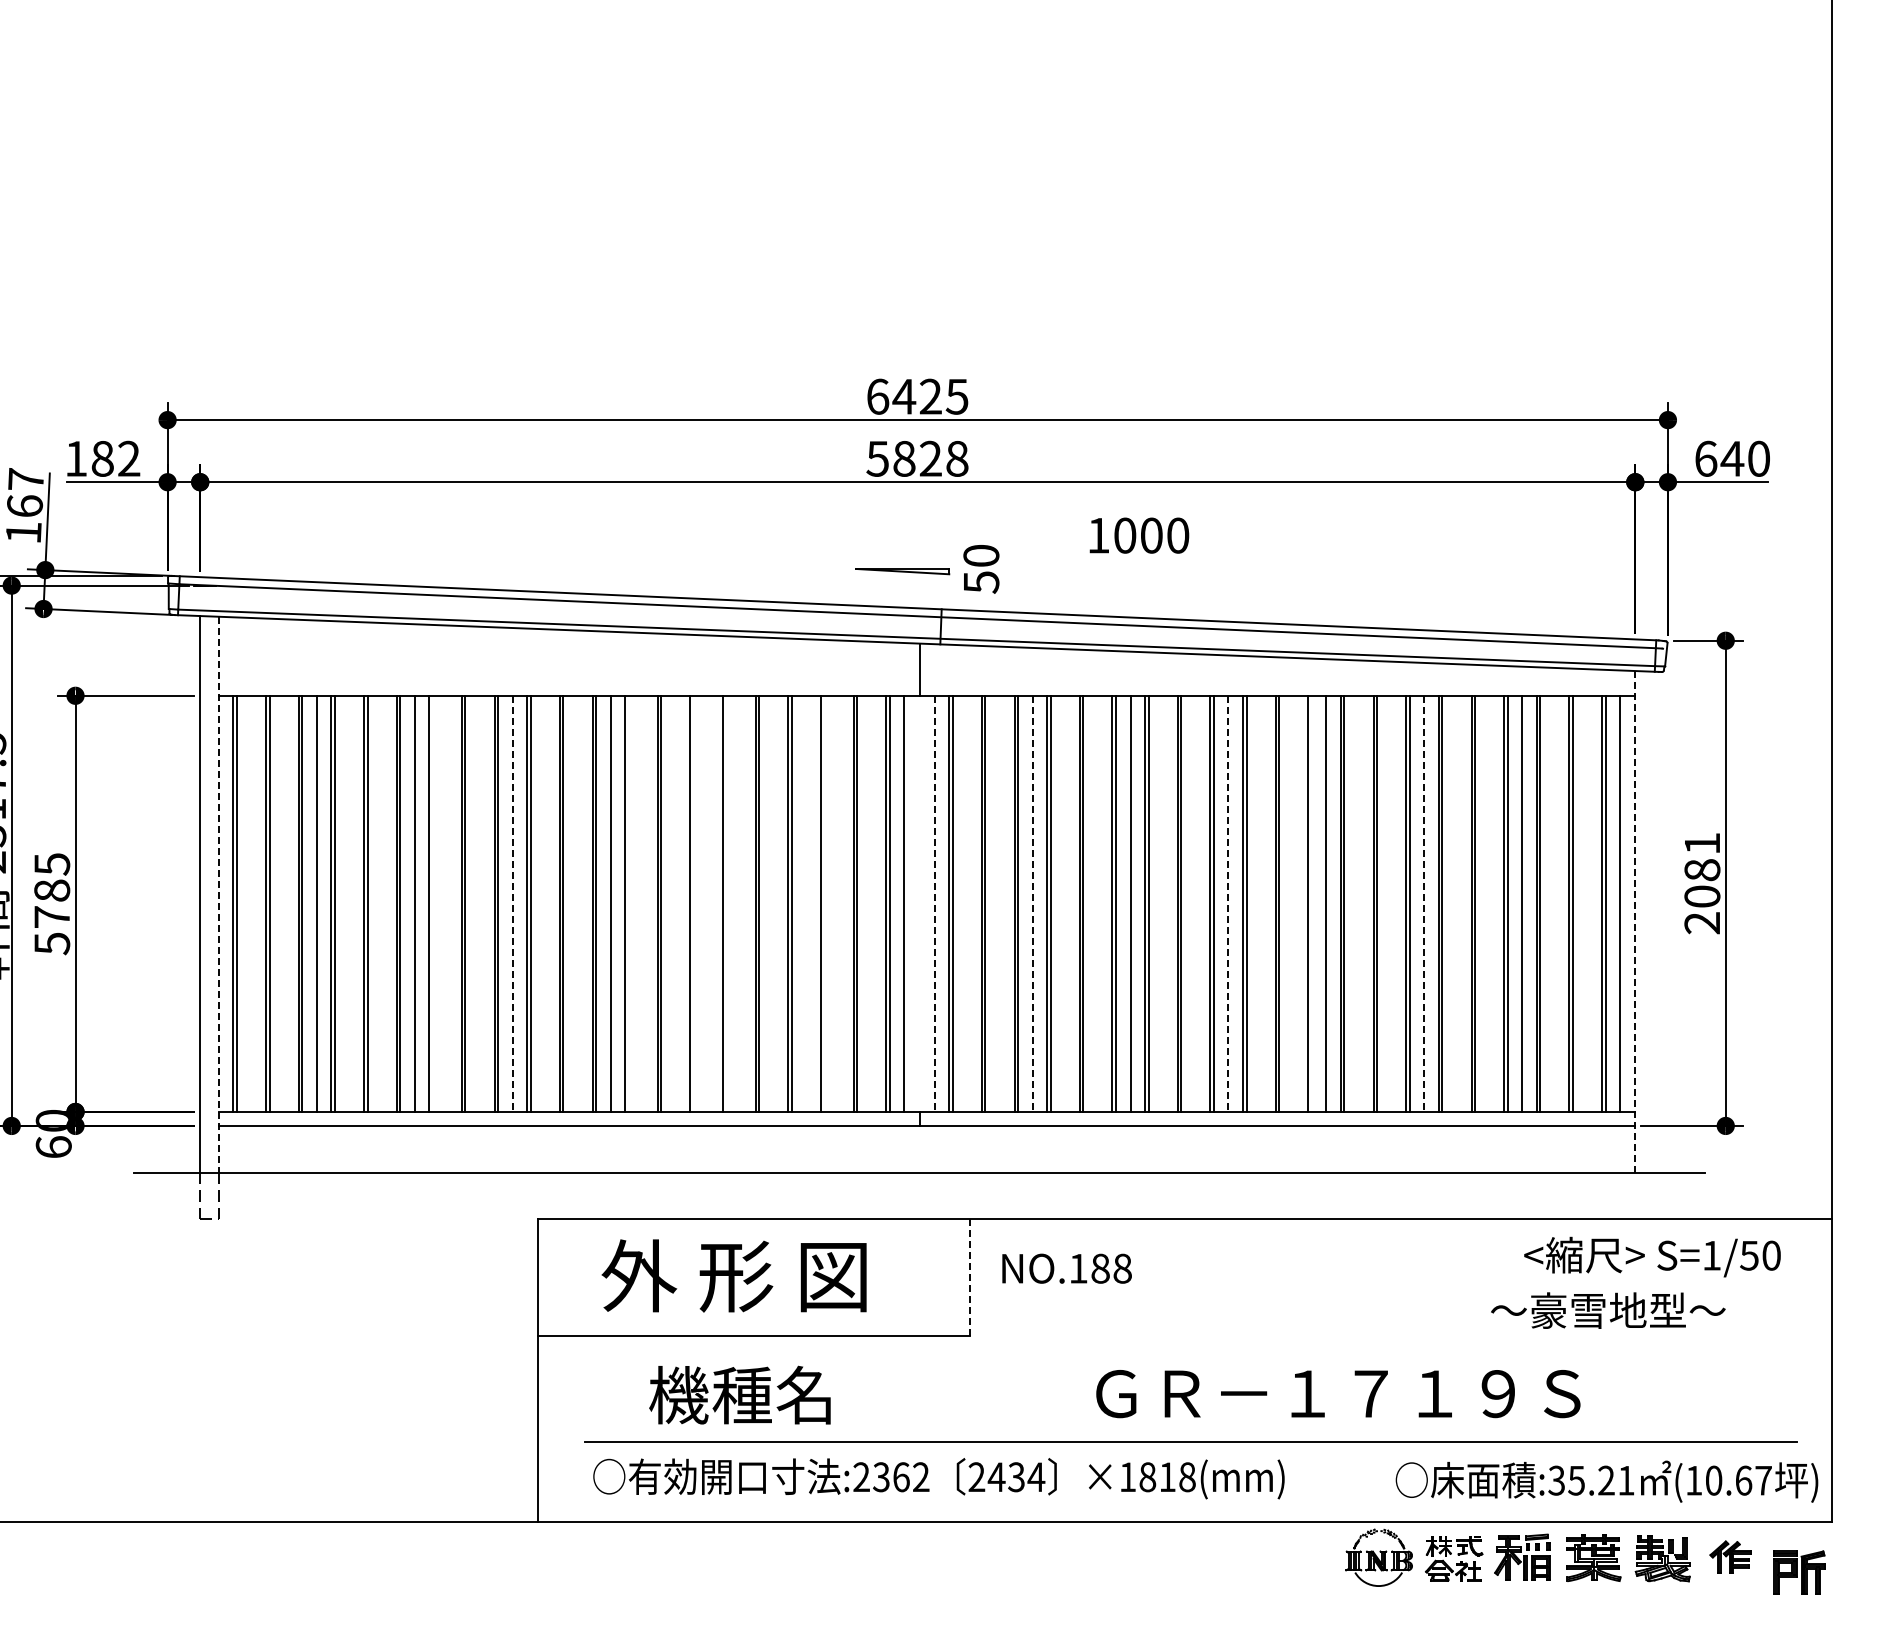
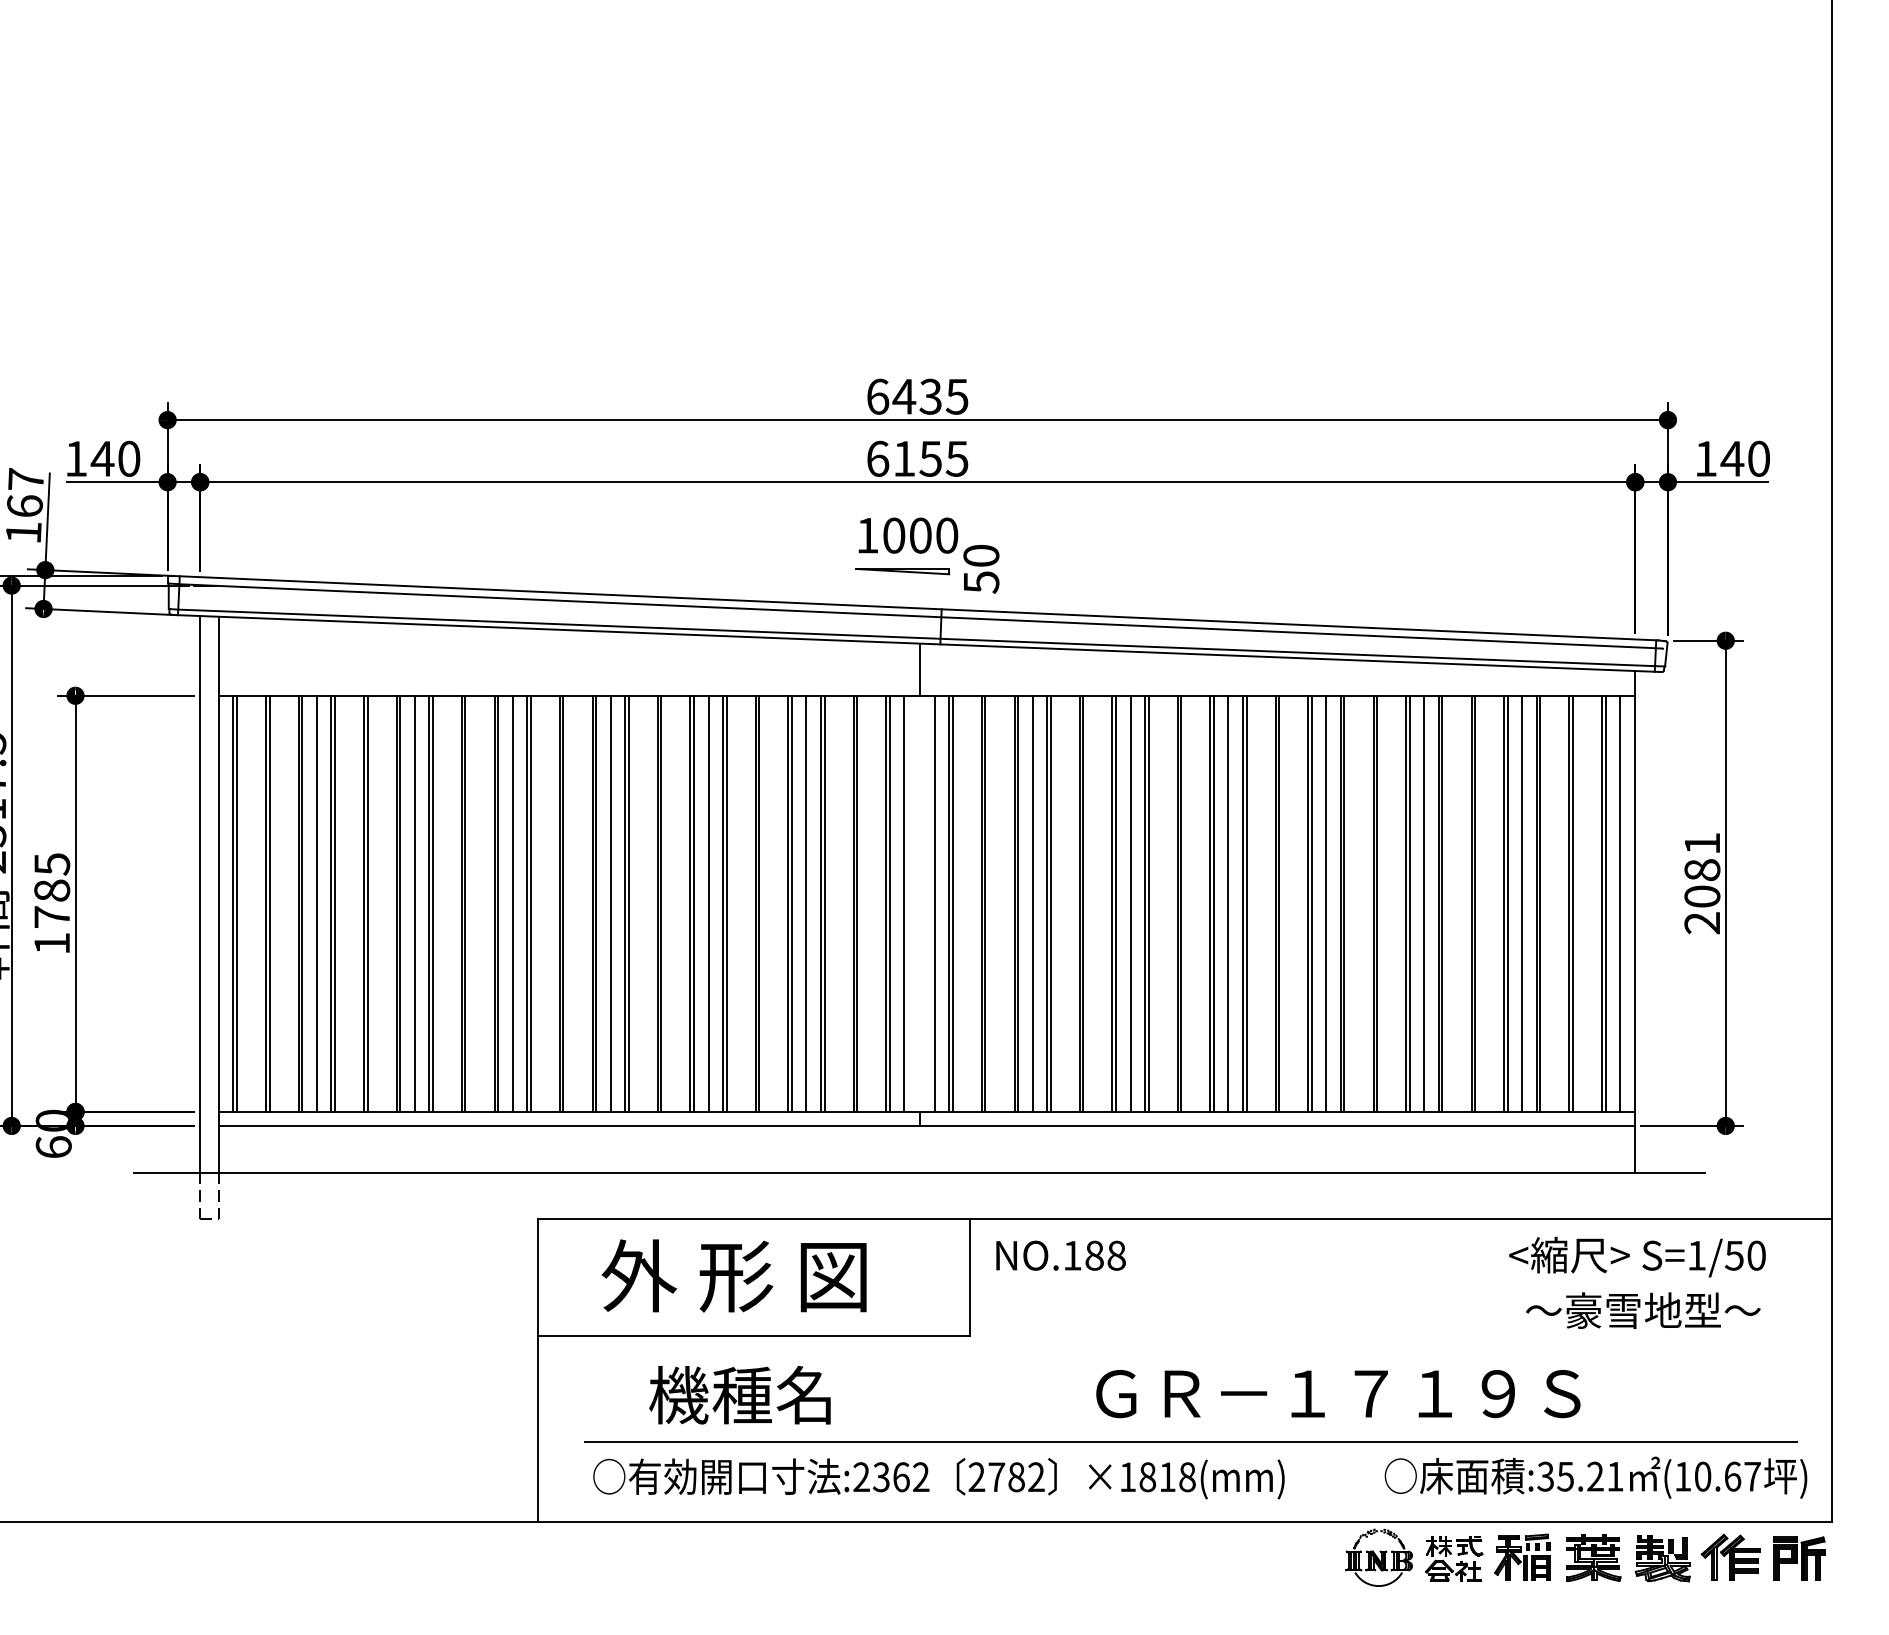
text: 6425 -> 6435 (930, 396)
text: 182 -> 140 (115, 458)
text: 5828 -> 6155 (917, 458)
text: 640 -> 140 (1706, 458)
text position: (1139, 535) -> (908, 535) (908, 535)
line: dashed -> solid (218, 894)
line: none -> present (432, 903)
line: none -> present (628, 903)
line: none -> present (693, 903)
line: none -> present (708, 903)
line: none -> present (726, 903)
line: none -> present (806, 903)
line: none -> present (824, 903)
line: none -> present (1311, 903)
line: dashed -> solid (512, 904)
line: dashed -> solid (934, 904)
line: dashed -> solid (1032, 904)
line: dashed -> solid (1228, 904)
line: dashed -> solid (1424, 904)
line: dashed -> solid (1635, 921)
text: 5785 -> 1785 (52, 943)
text position: (1652, 1256) -> (1637, 1256) (1637, 1256)
text position: (1066, 1268) -> (1060, 1255) (1060, 1255)
line: dashed -> solid (969, 1278)
text position: (1608, 1310) -> (1643, 1310) (1643, 1310)
text: 2434 -> 2782 (1016, 1477)
text position: (1606, 1481) -> (1595, 1477) (1595, 1477)
part size: 43x34 px -> 61x48 px (1730, 1556)
part position: (1799, 1572) -> (1799, 1558) (1799, 1558)
